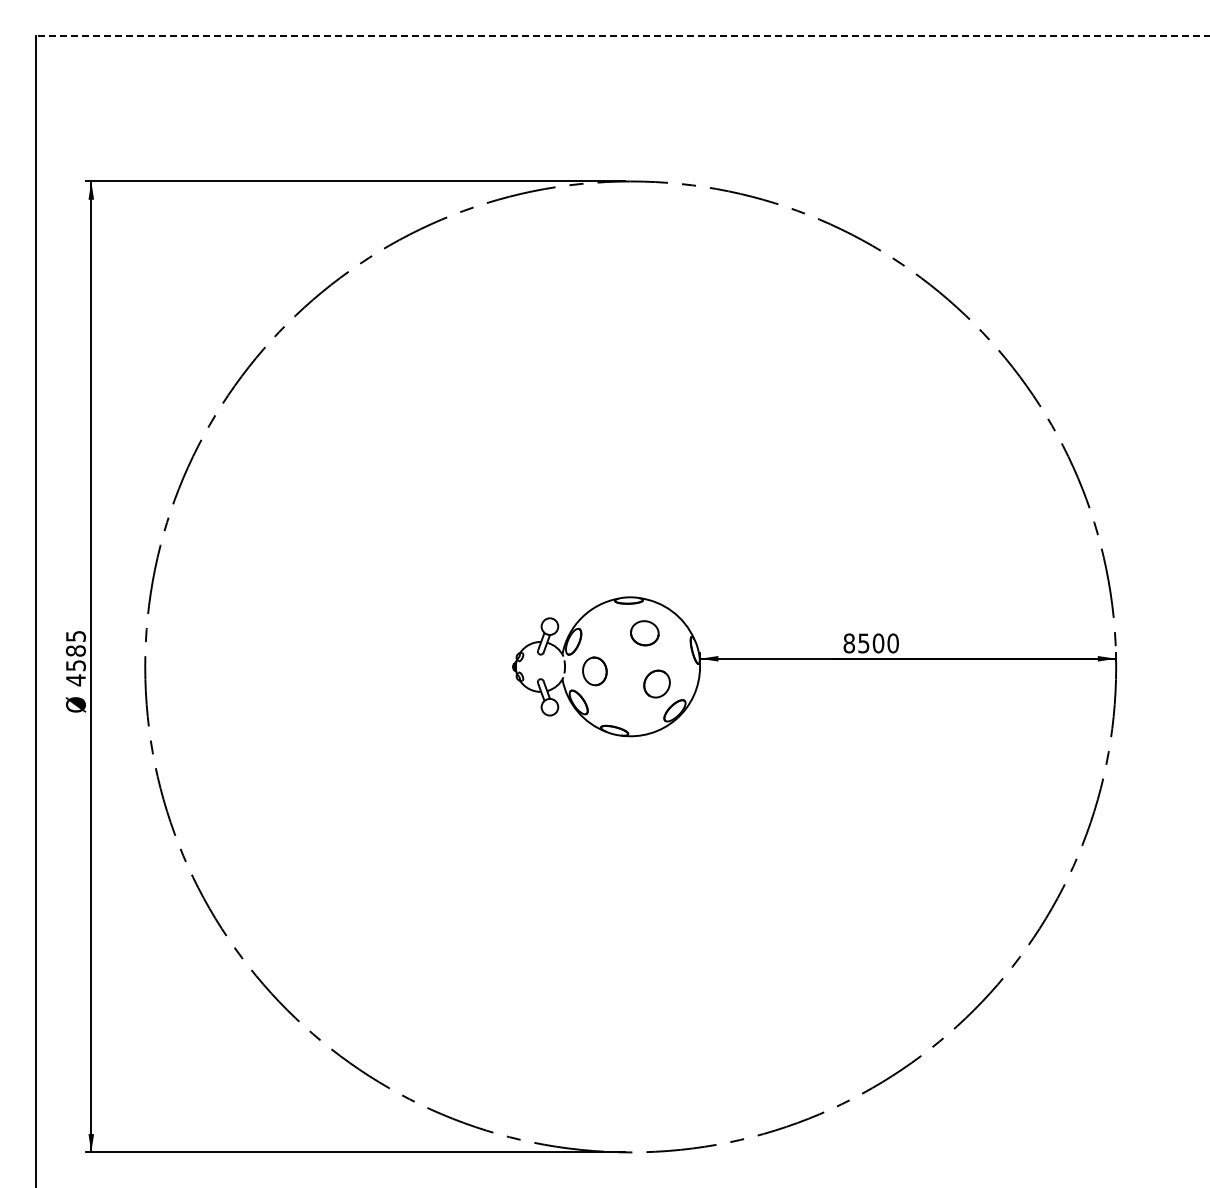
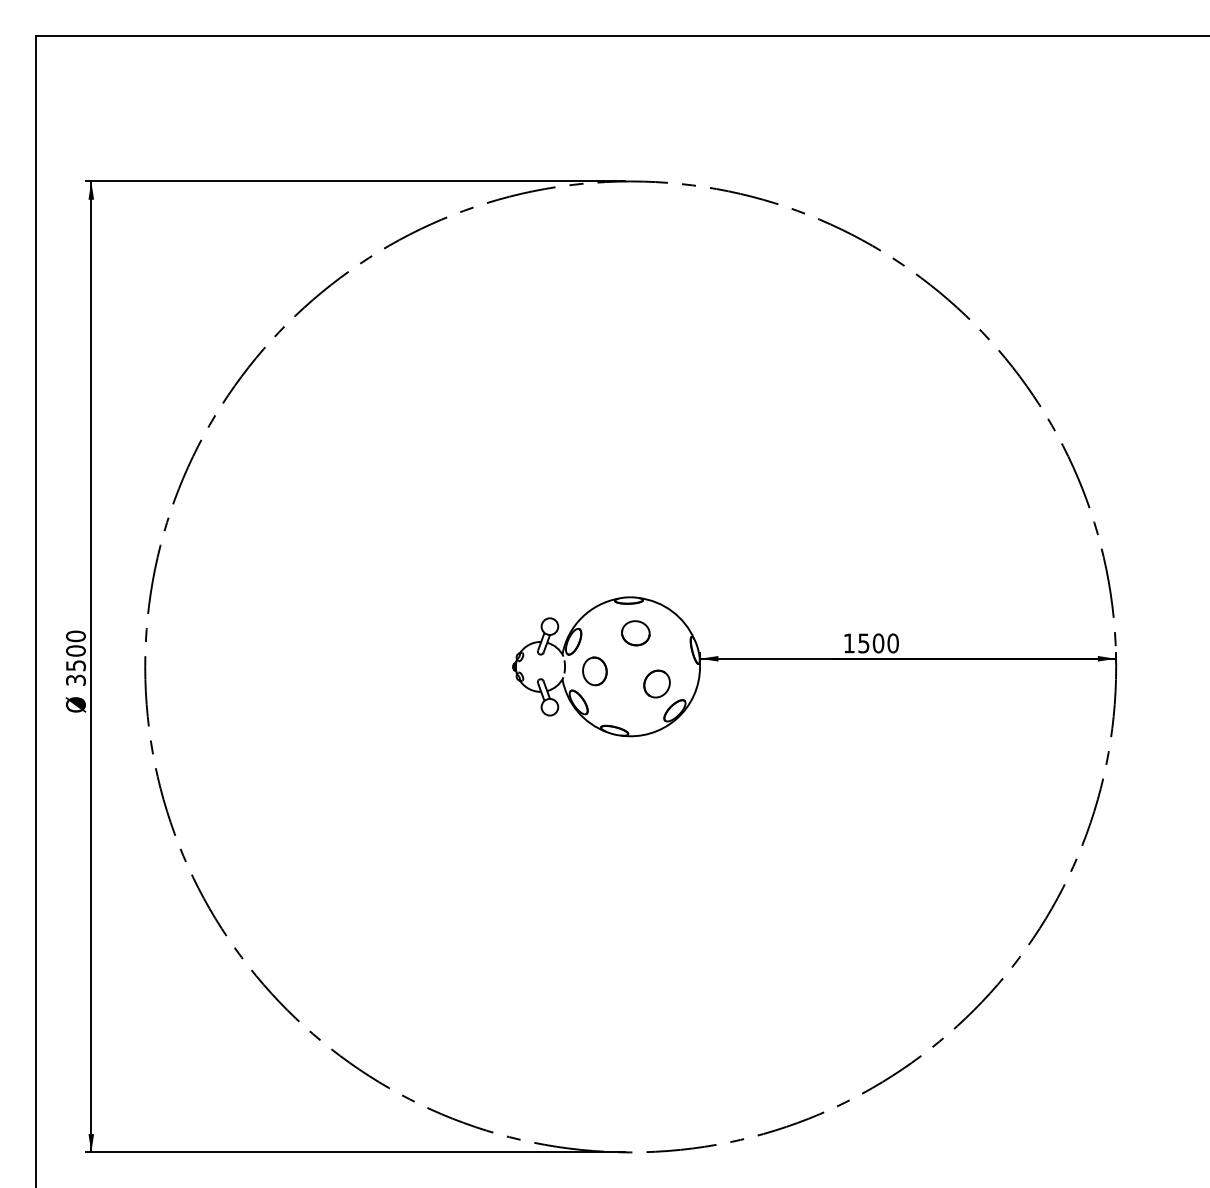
line: dashed -> solid (622, 35)
part position: (644, 633) -> (635, 633) (635, 633)
text: 8500 -> 1500 (848, 643)
text: 4585 -> 3500 (75, 658)
